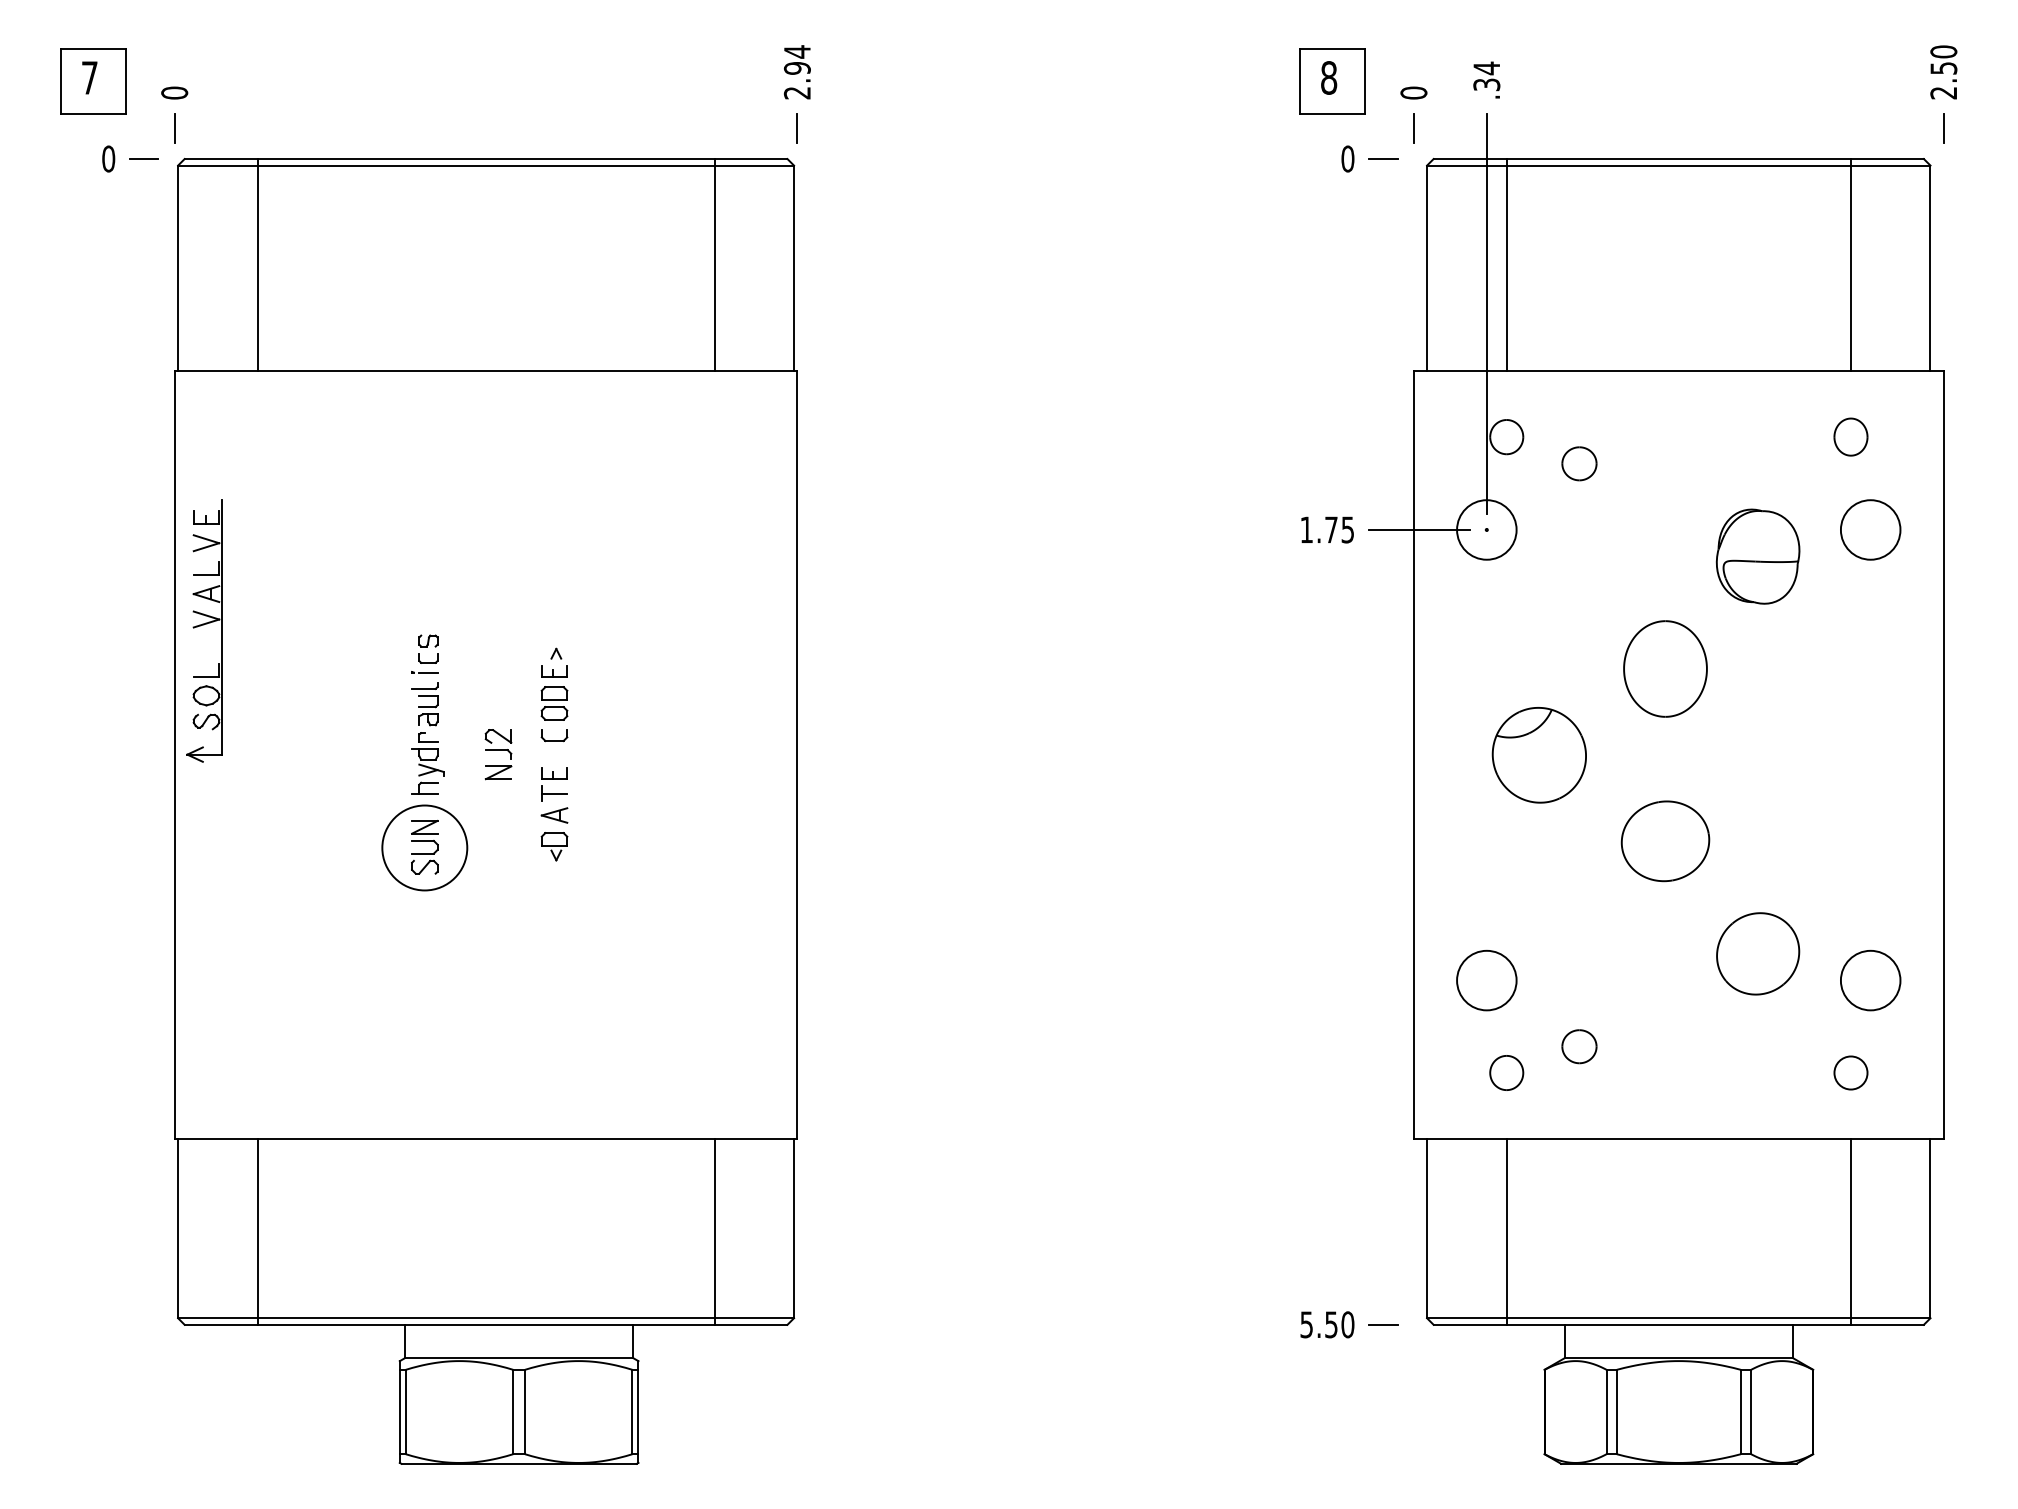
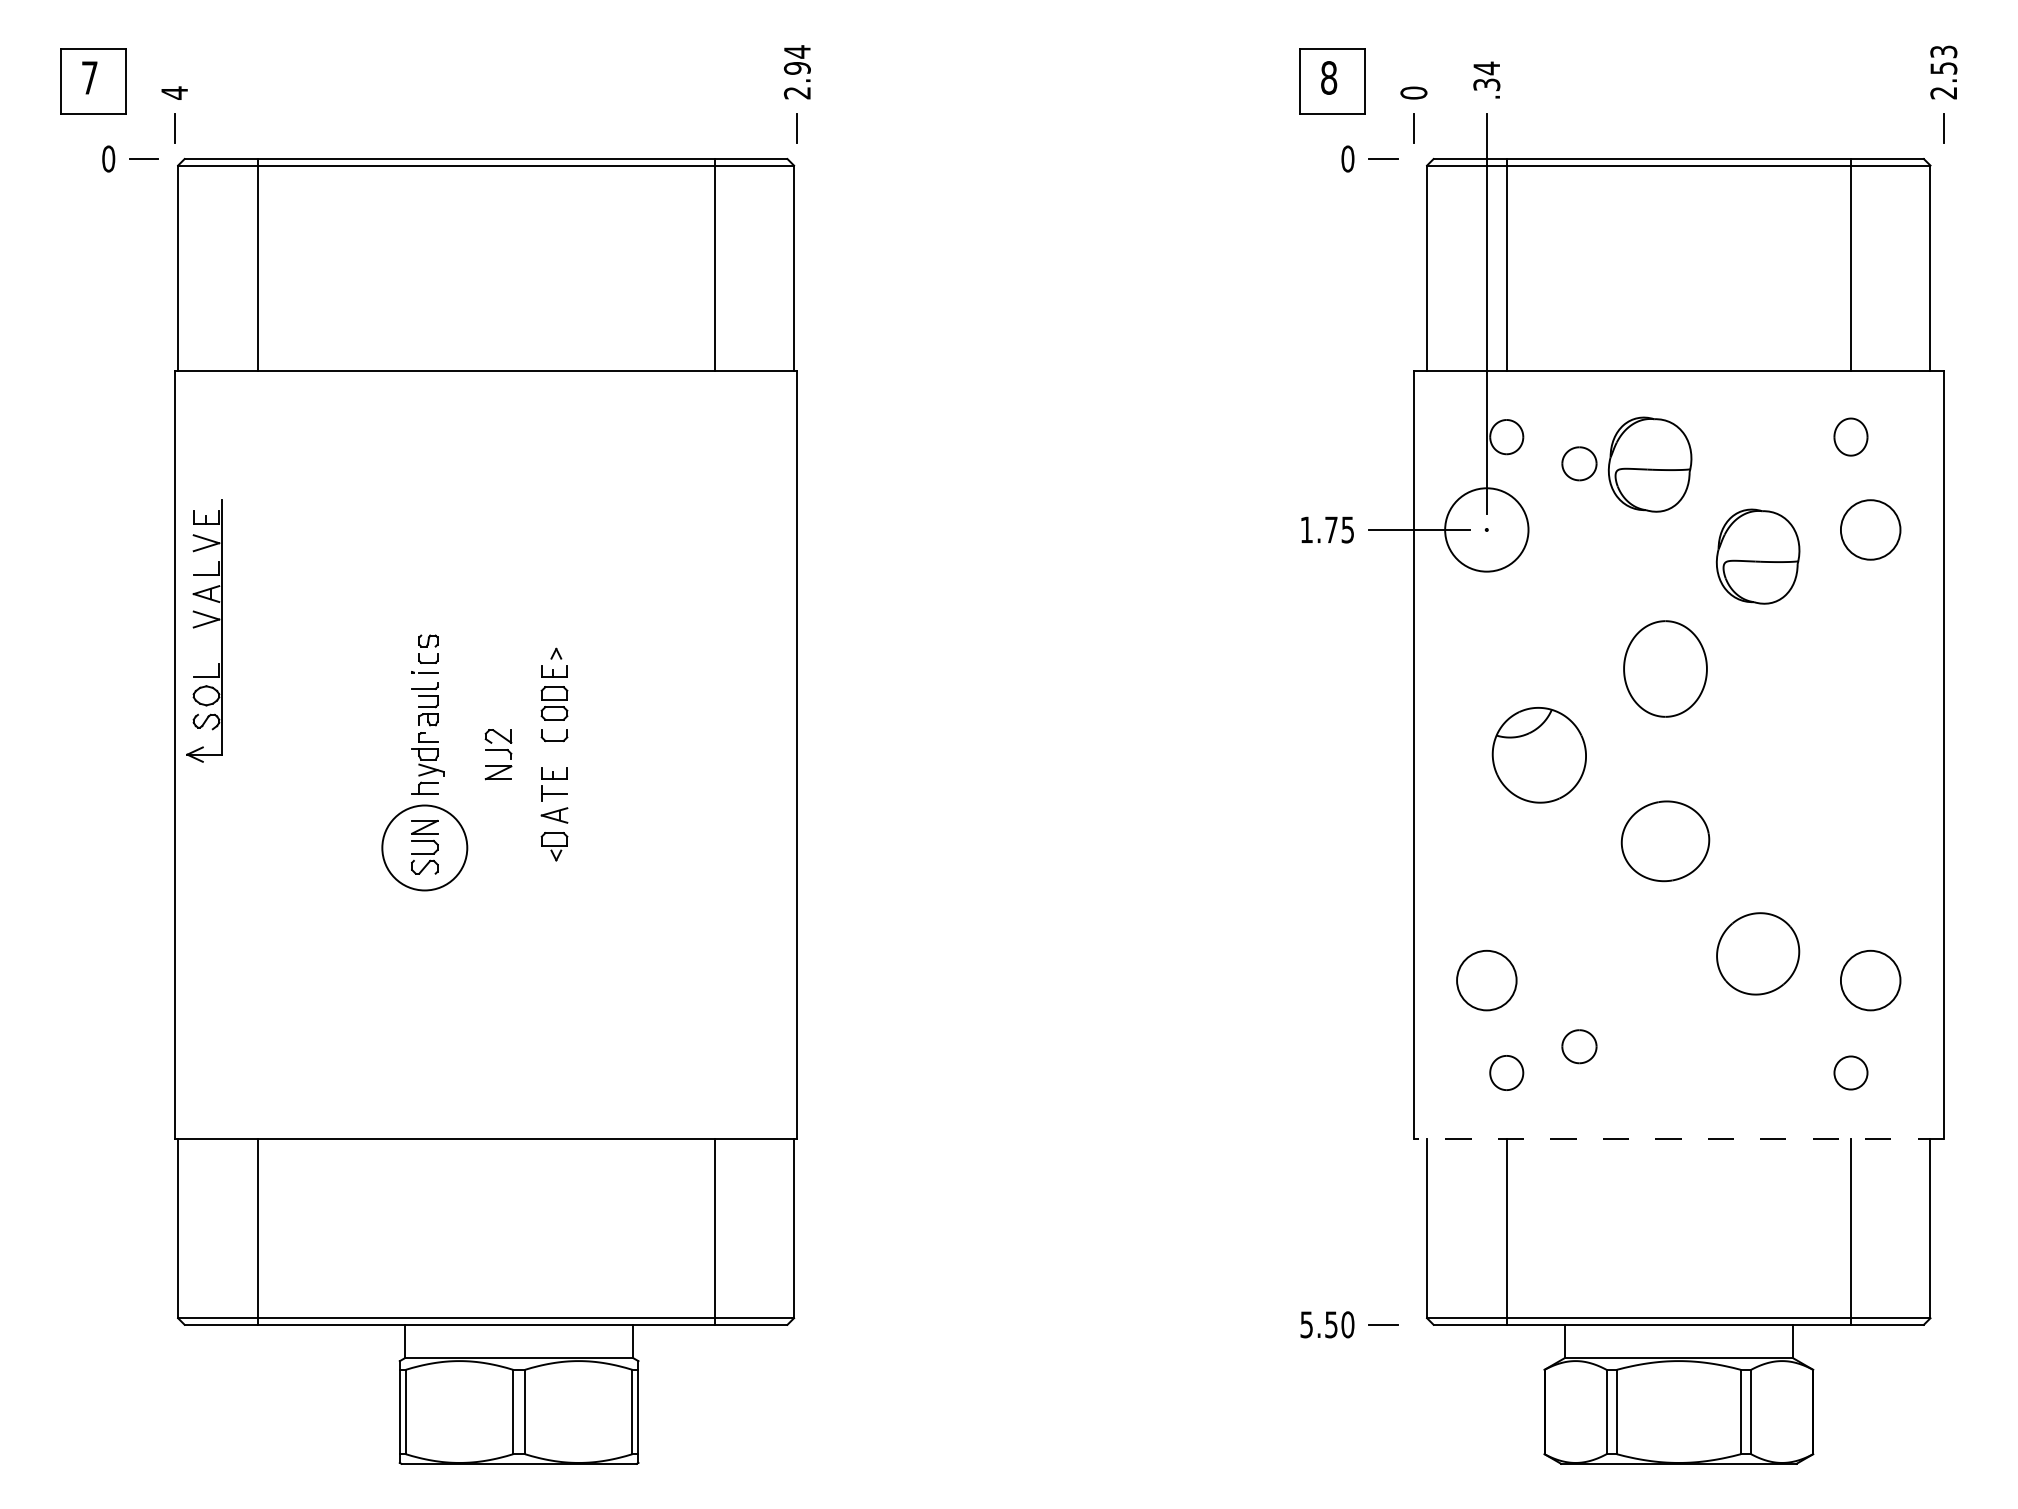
text: 2.50 -> 2.53 (1943, 51)
text: 0 -> 4 (174, 92)
part: none -> present (1649, 464)
circle diameter: 60 px -> 83 px (1486, 529)
line: solid -> dashed (1678, 1139)
